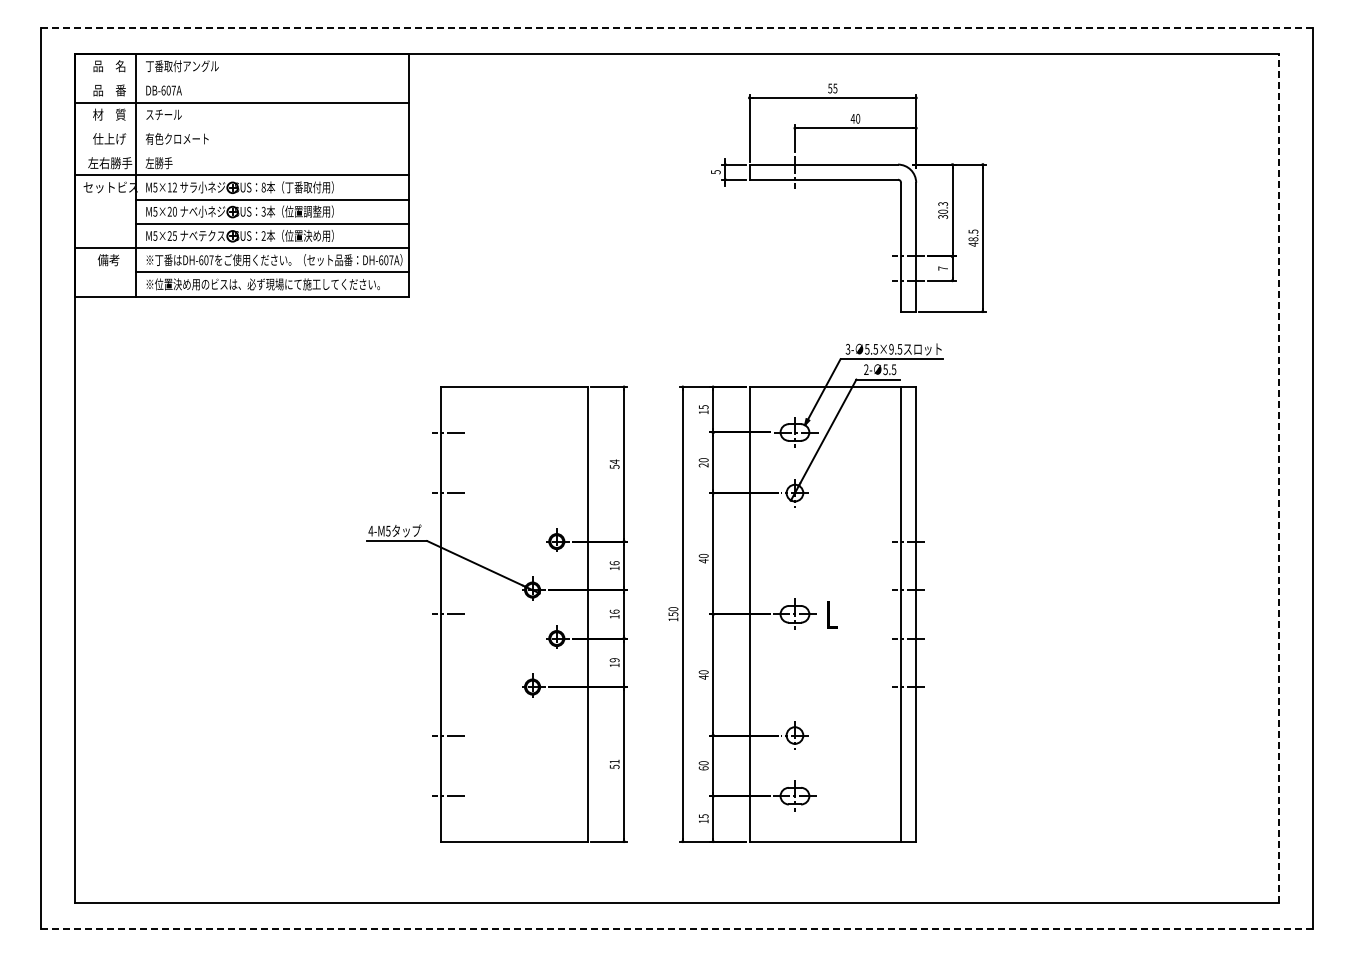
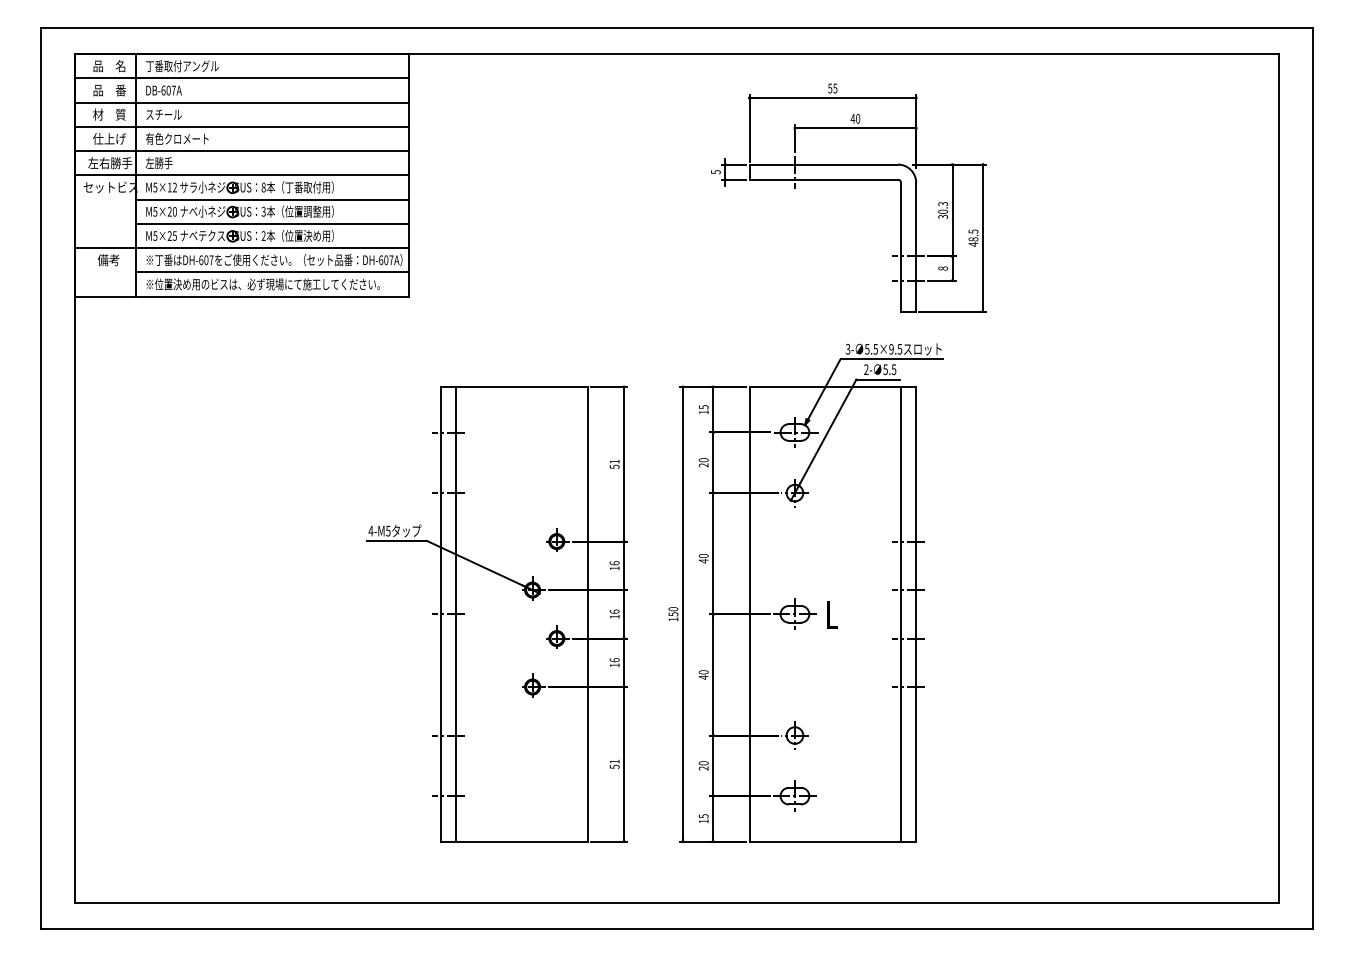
line: dashed -> solid (676, 28)
line: none -> present (241, 78)
line: none -> present (241, 126)
line: none -> present (241, 151)
text: 7 -> 8 (943, 268)
text: 54 -> 51 (614, 461)
line: dashed -> solid (1278, 478)
line: none -> present (455, 614)
text: 19 -> 16 (614, 660)
text: 60 -> 20 (703, 768)
line: dashed -> solid (677, 928)
